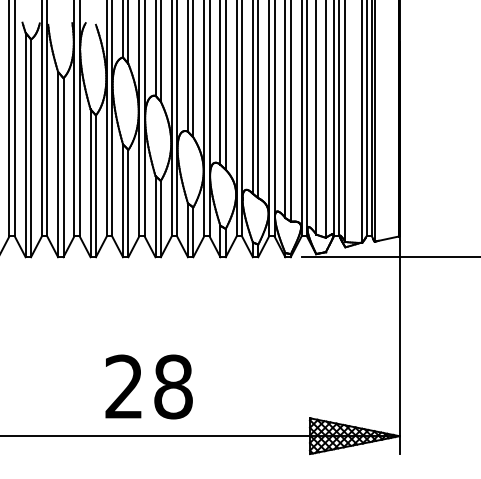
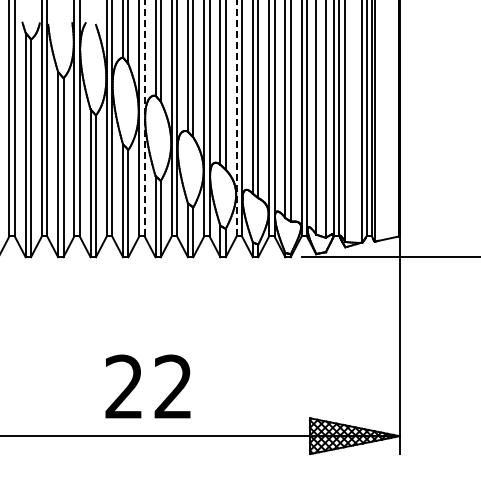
line: solid -> dashed (144, 118)
line: solid -> dashed (236, 118)
text: 28 -> 22 (173, 386)
